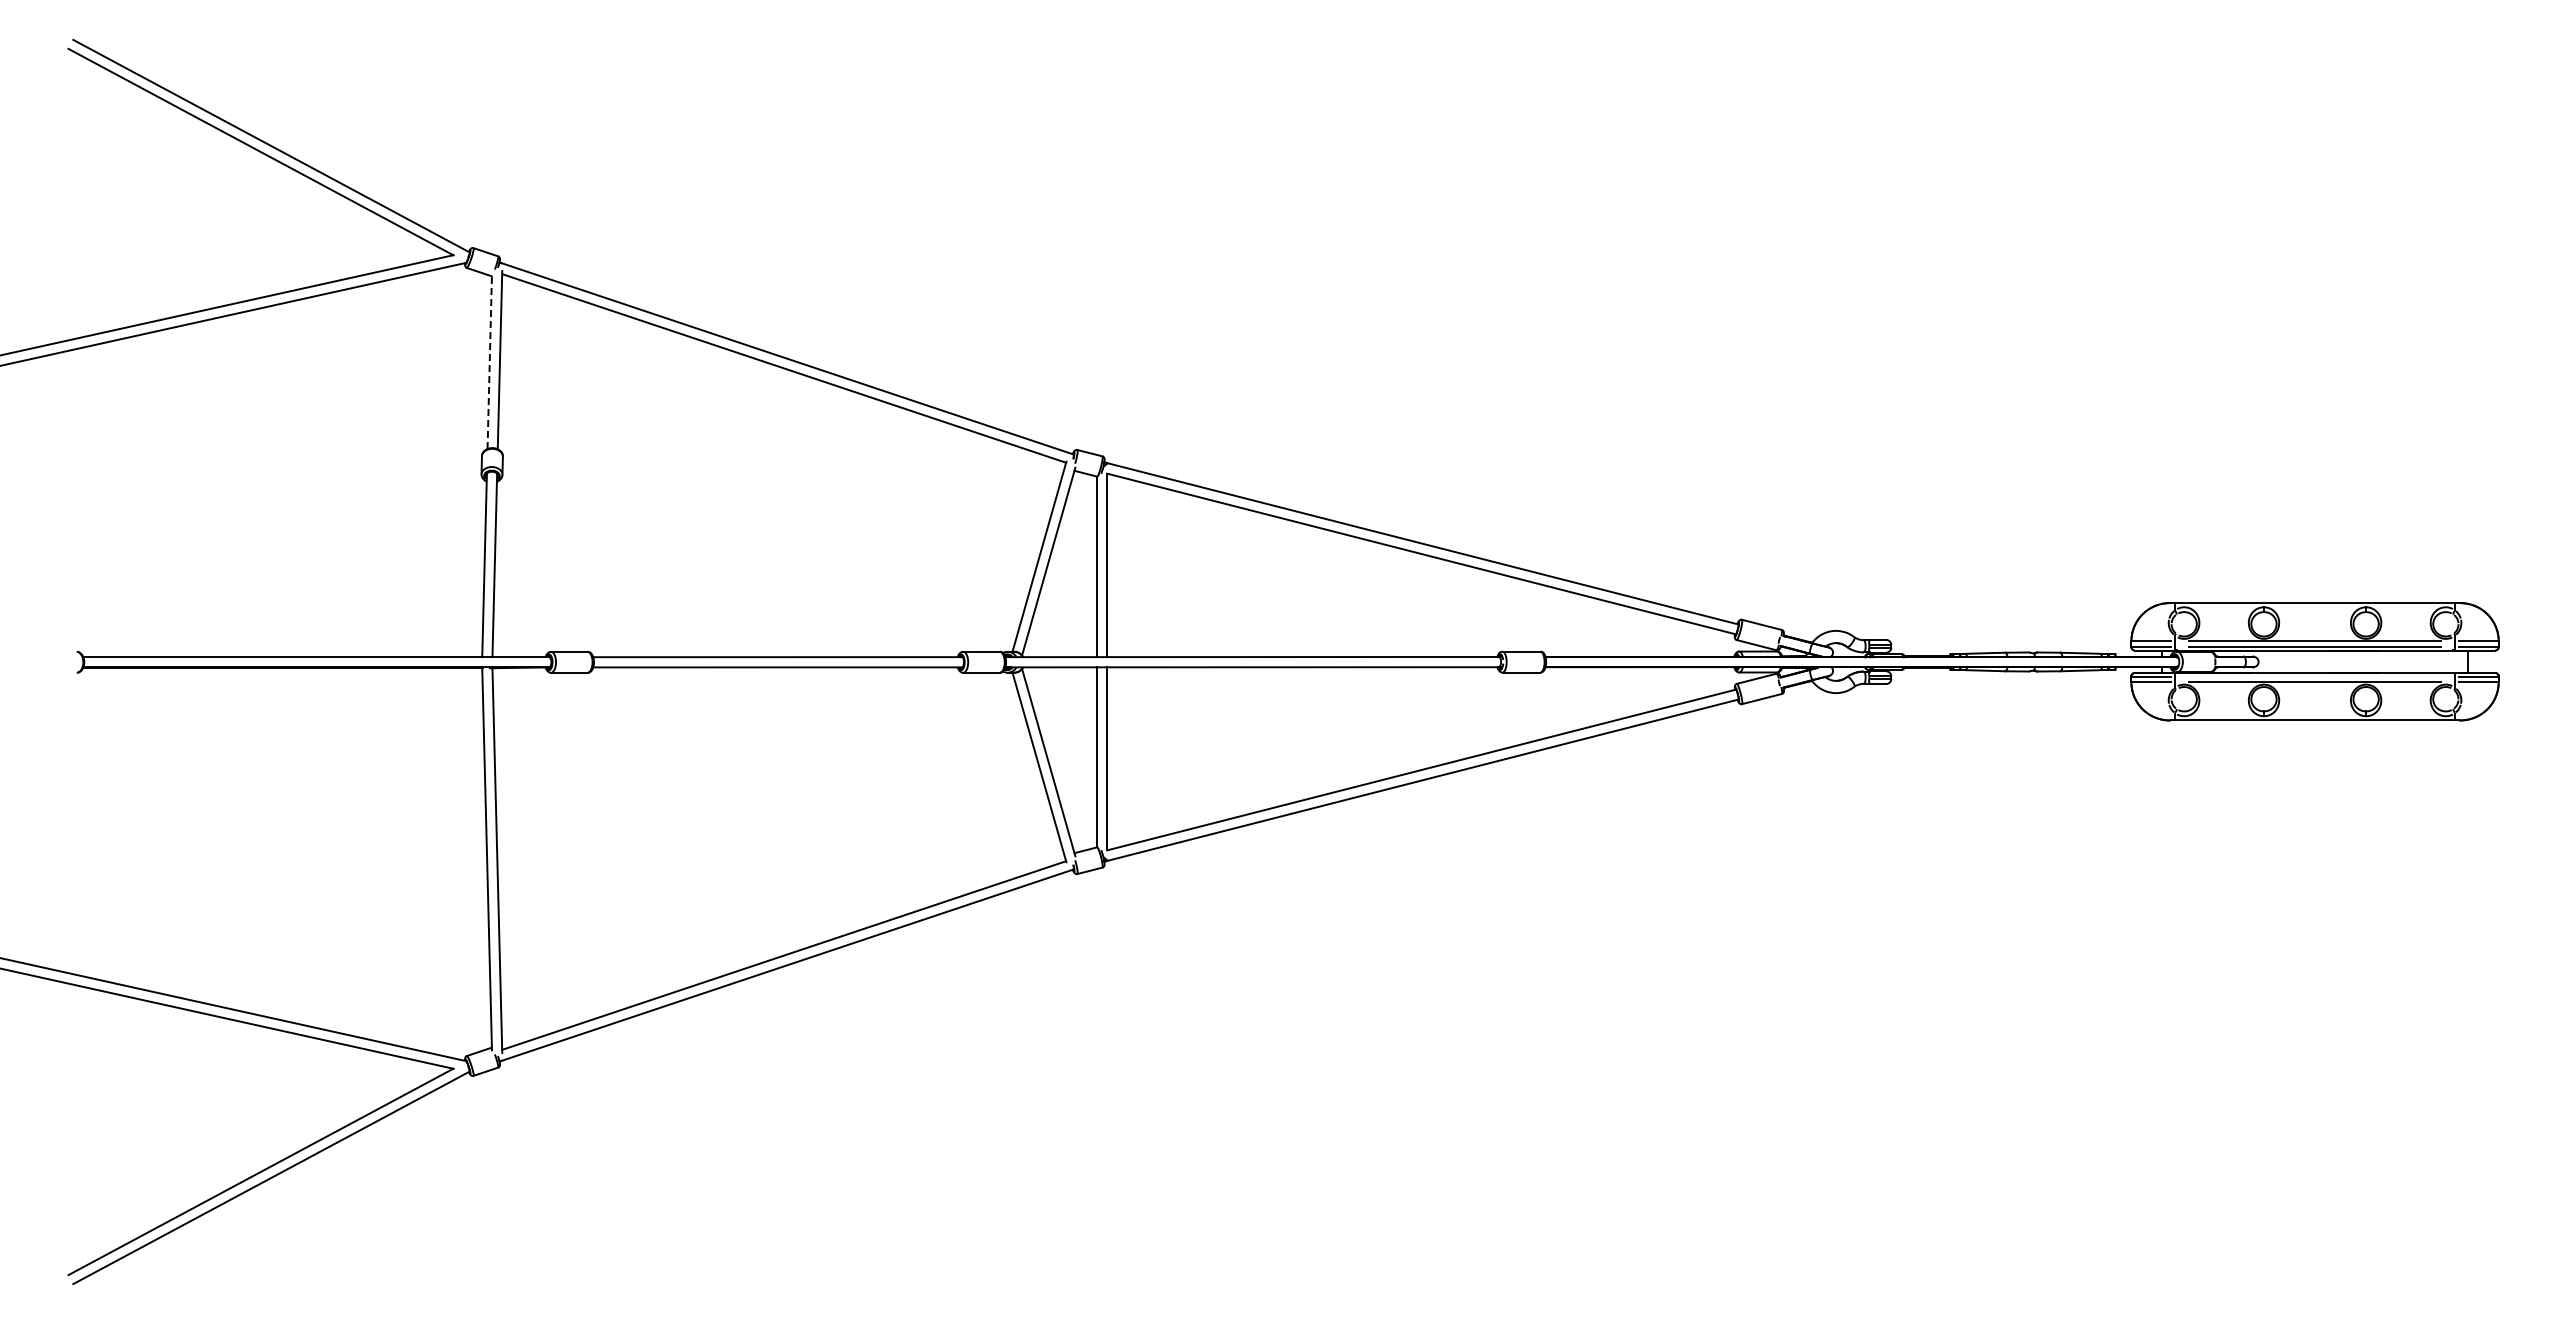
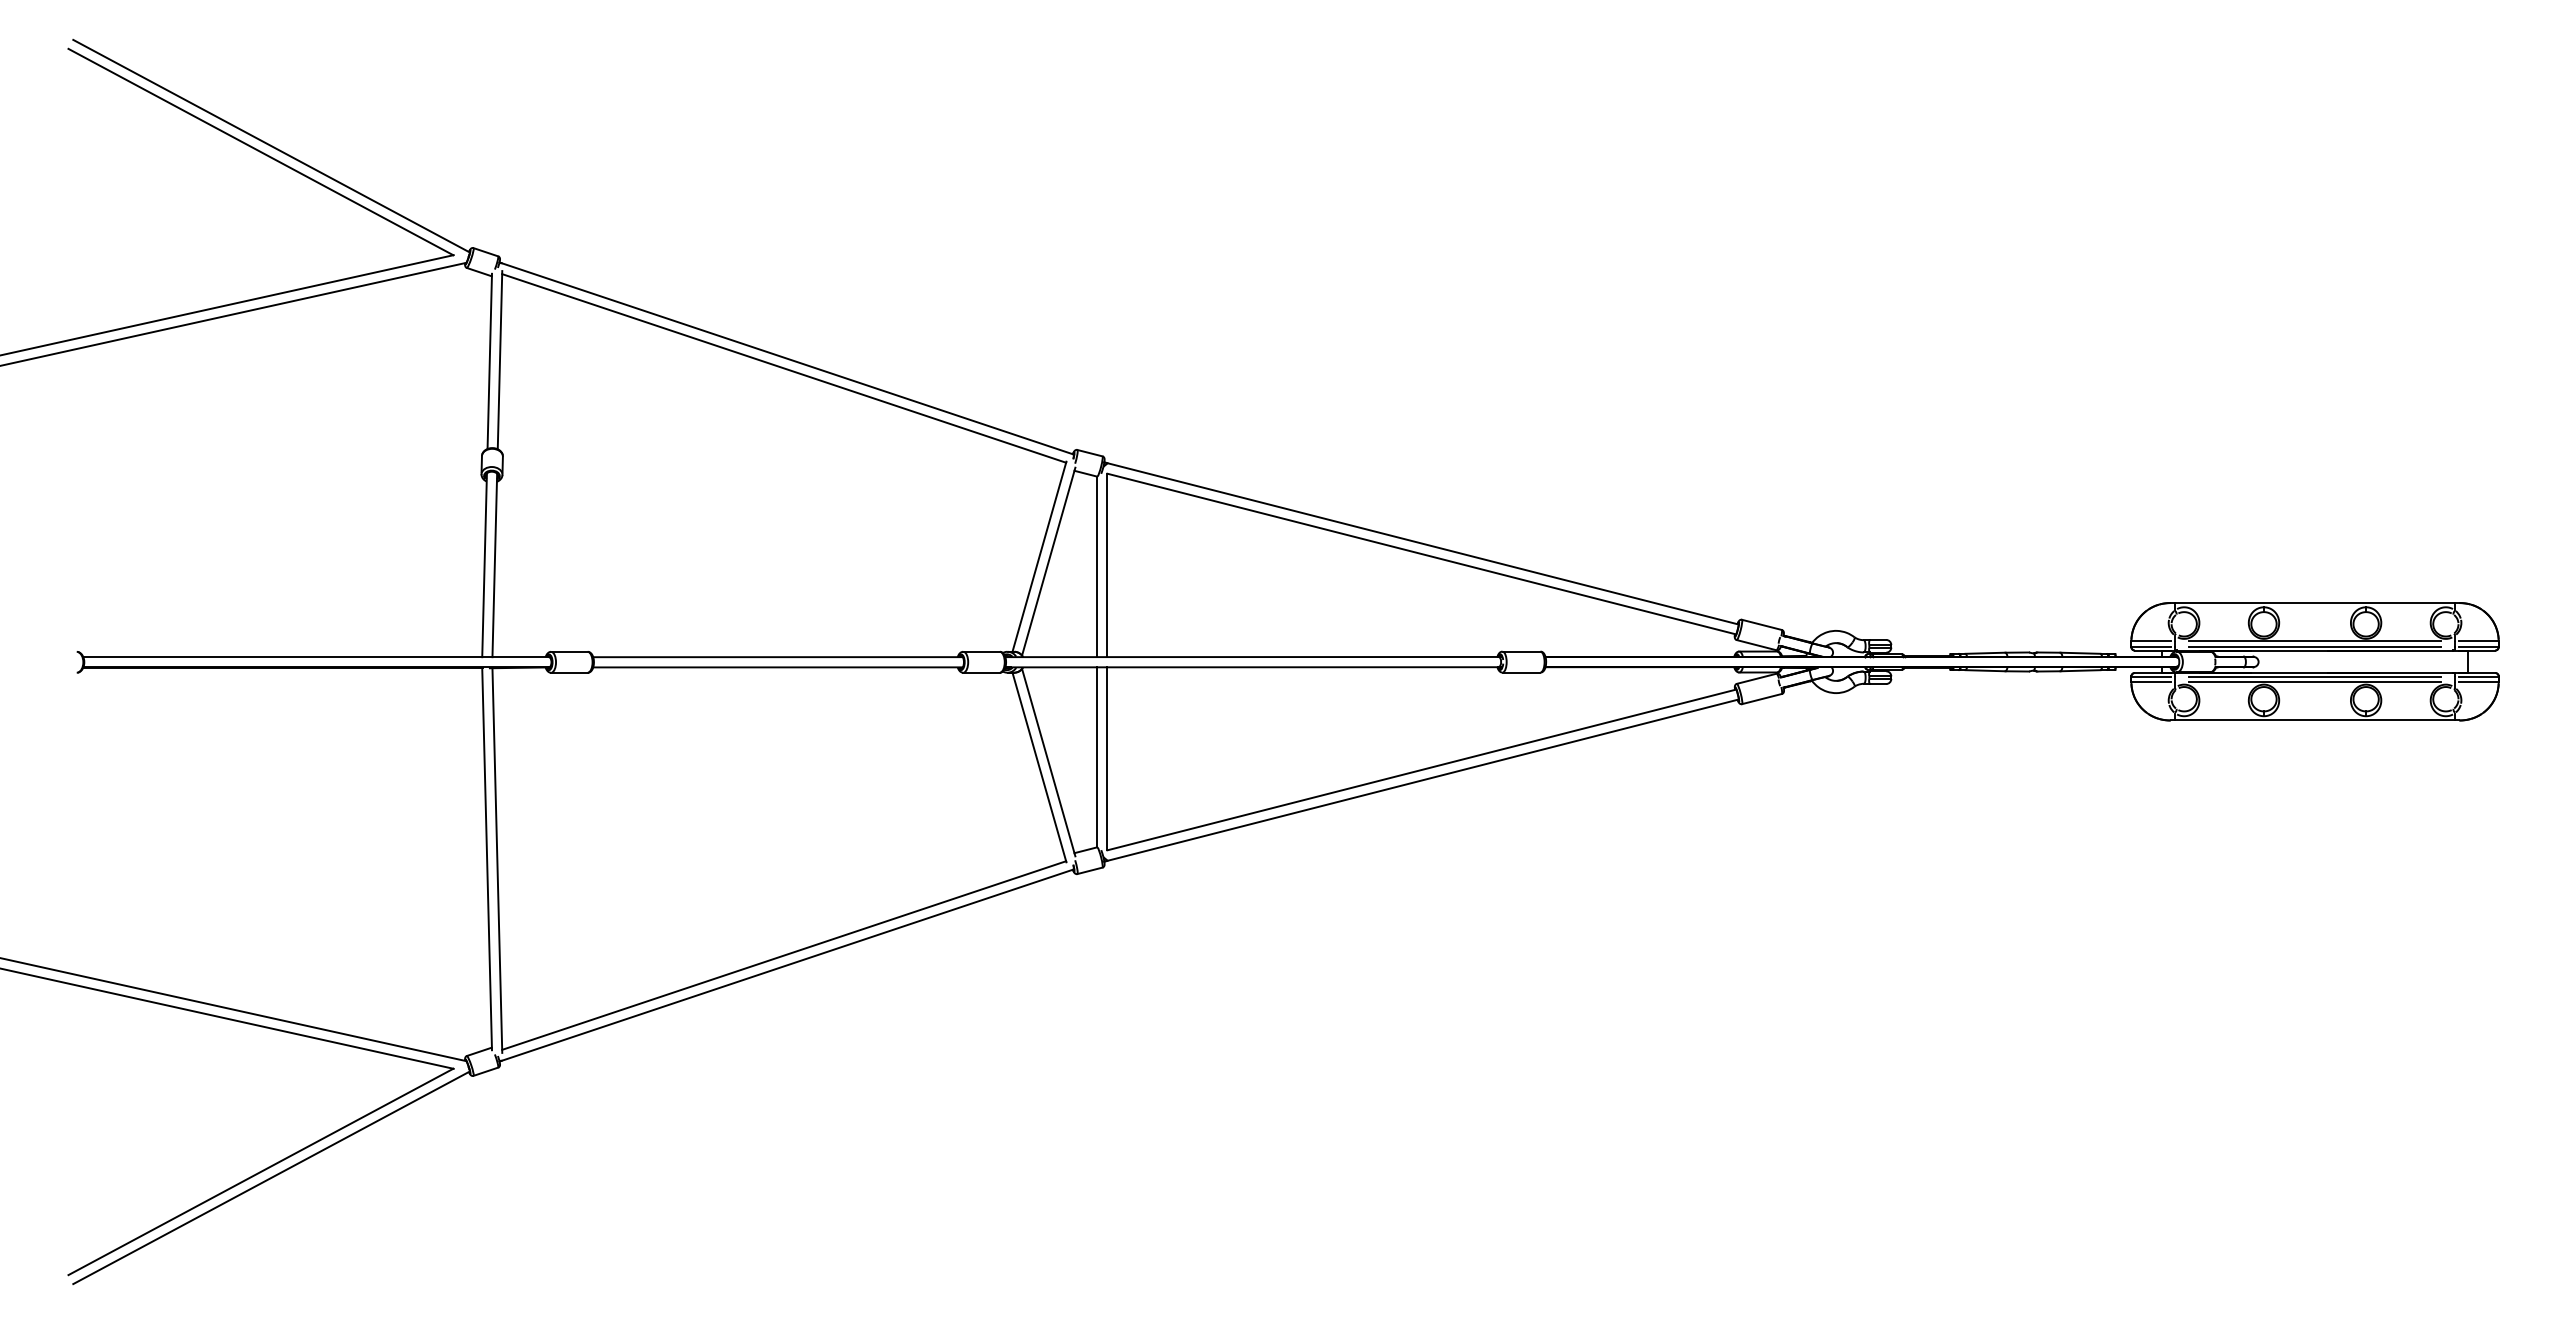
line: dashed -> solid (489, 361)
line: none -> present (2314, 676)
